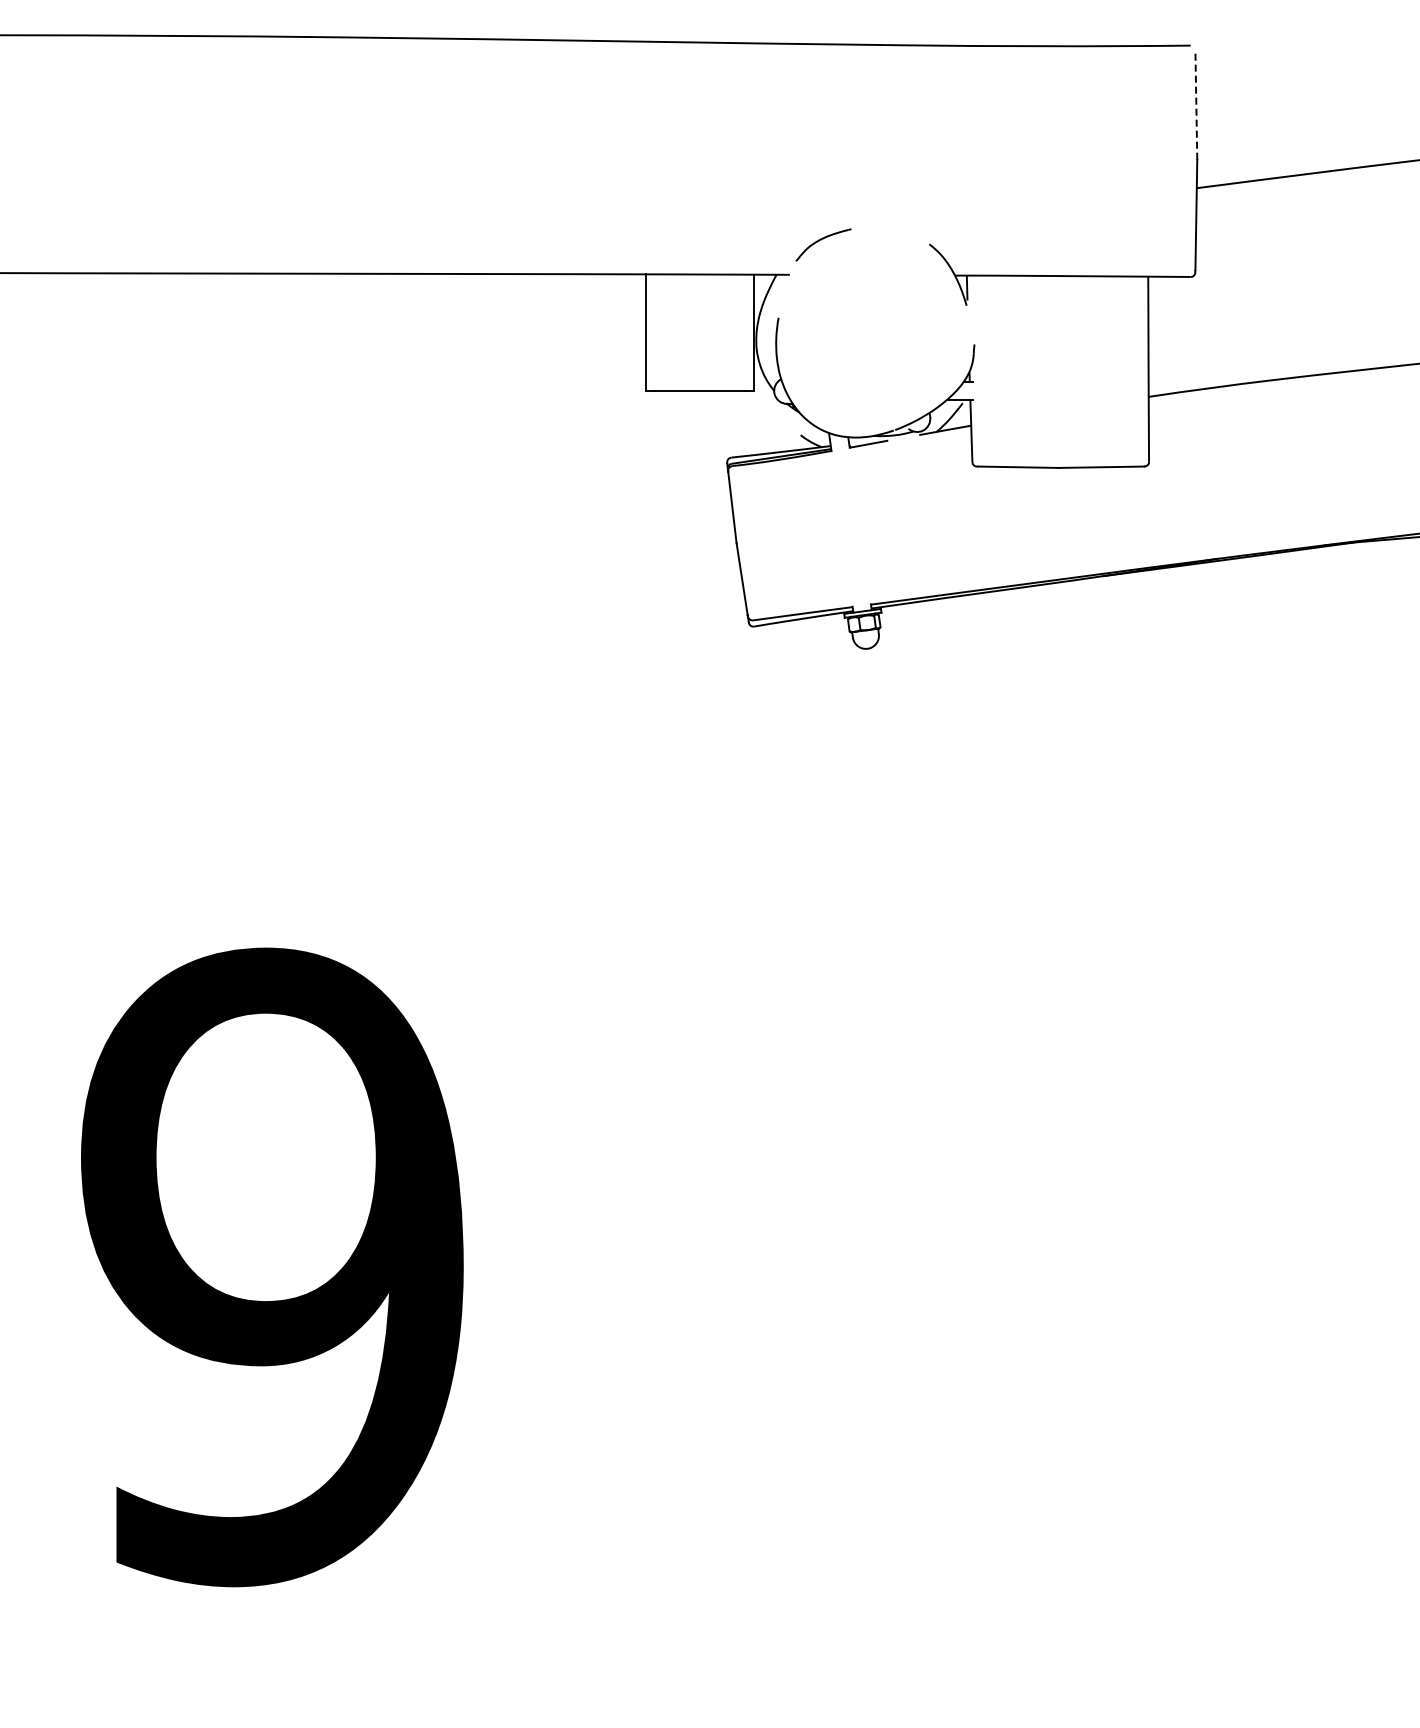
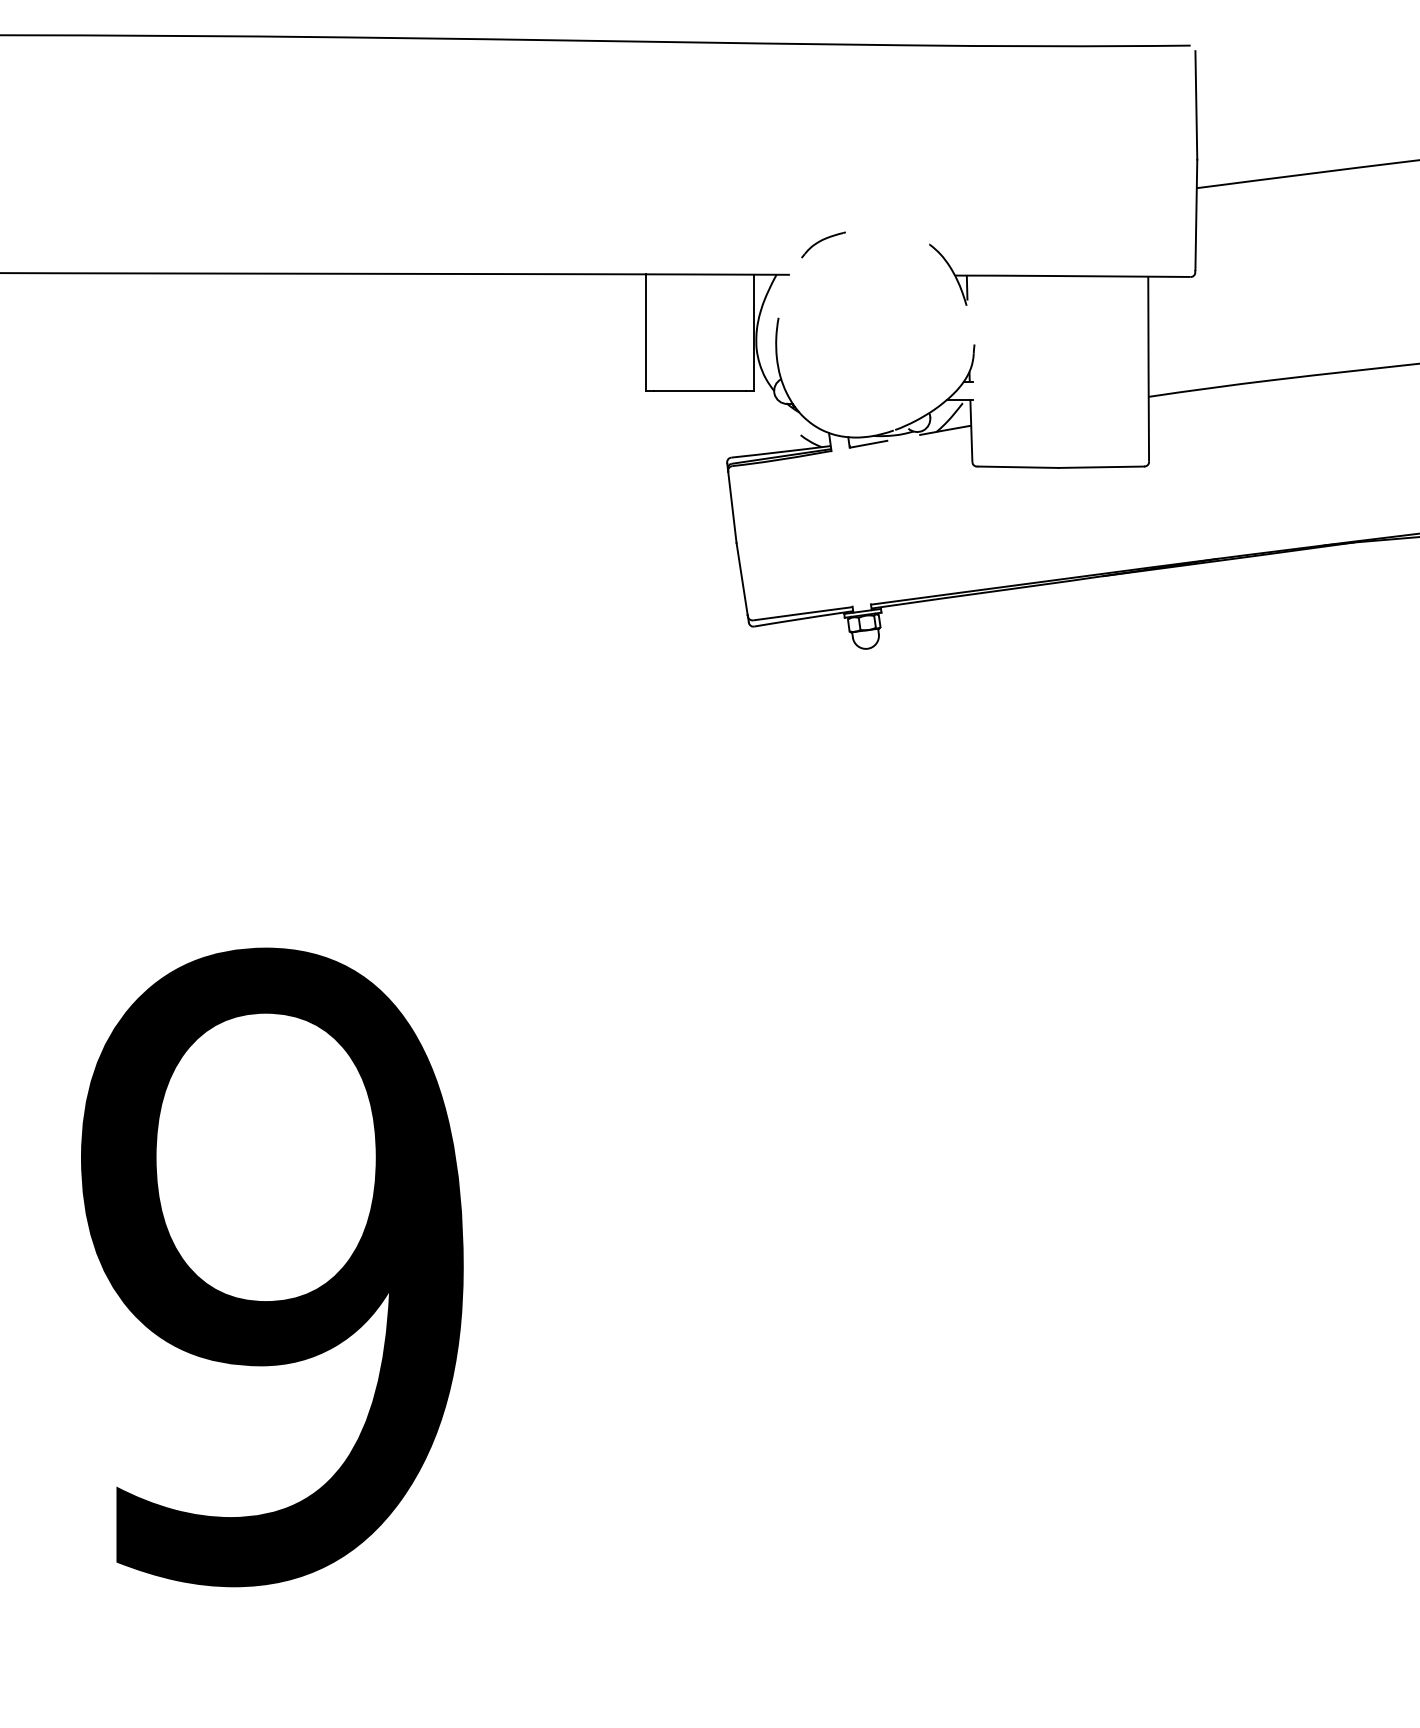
line: dashed -> solid (1196, 104)
part size: 57x34 px -> 45x28 px (823, 244)
